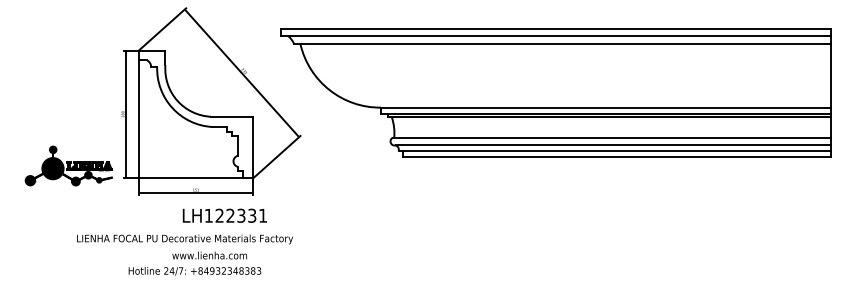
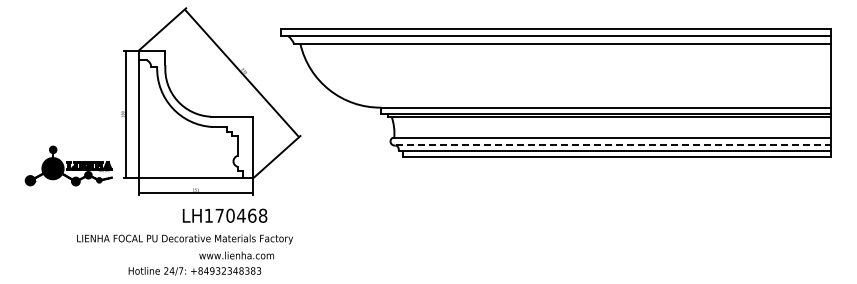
line: solid -> dashed (613, 145)
text: LH122331 -> LH170468 (241, 215)
text position: (209, 255) -> (236, 255) (236, 255)
